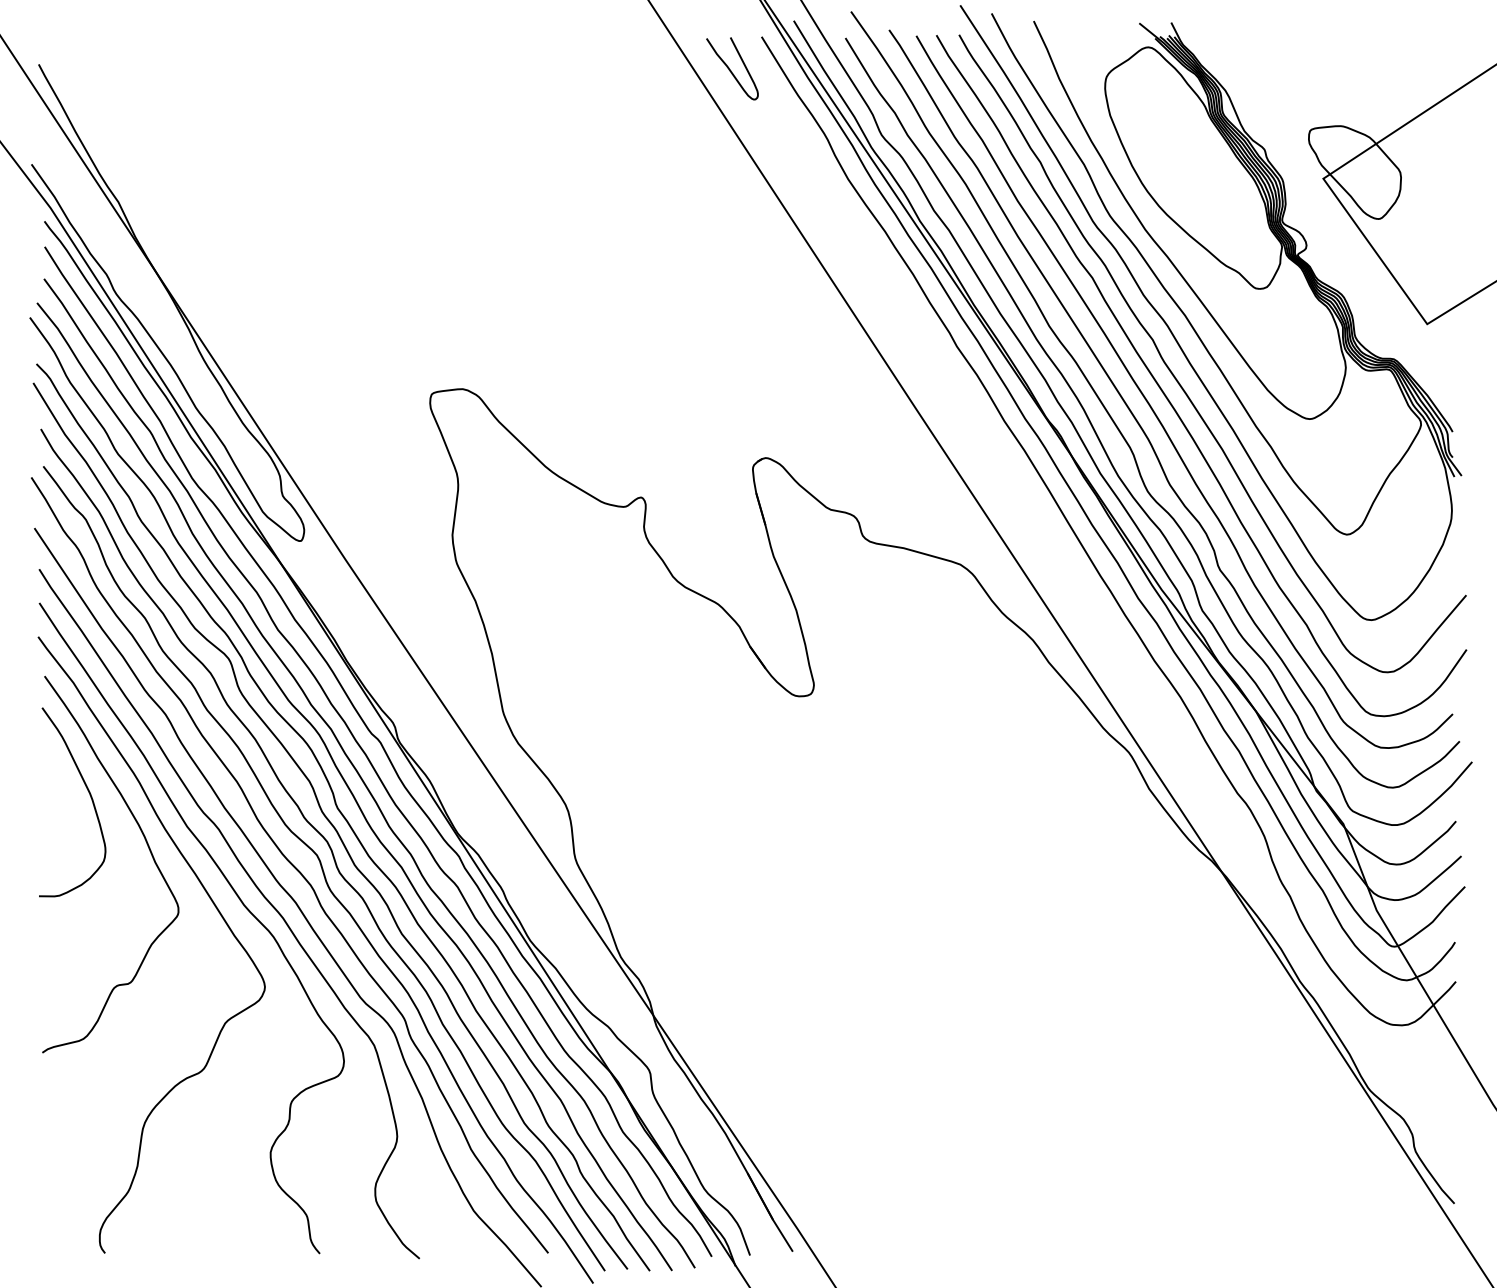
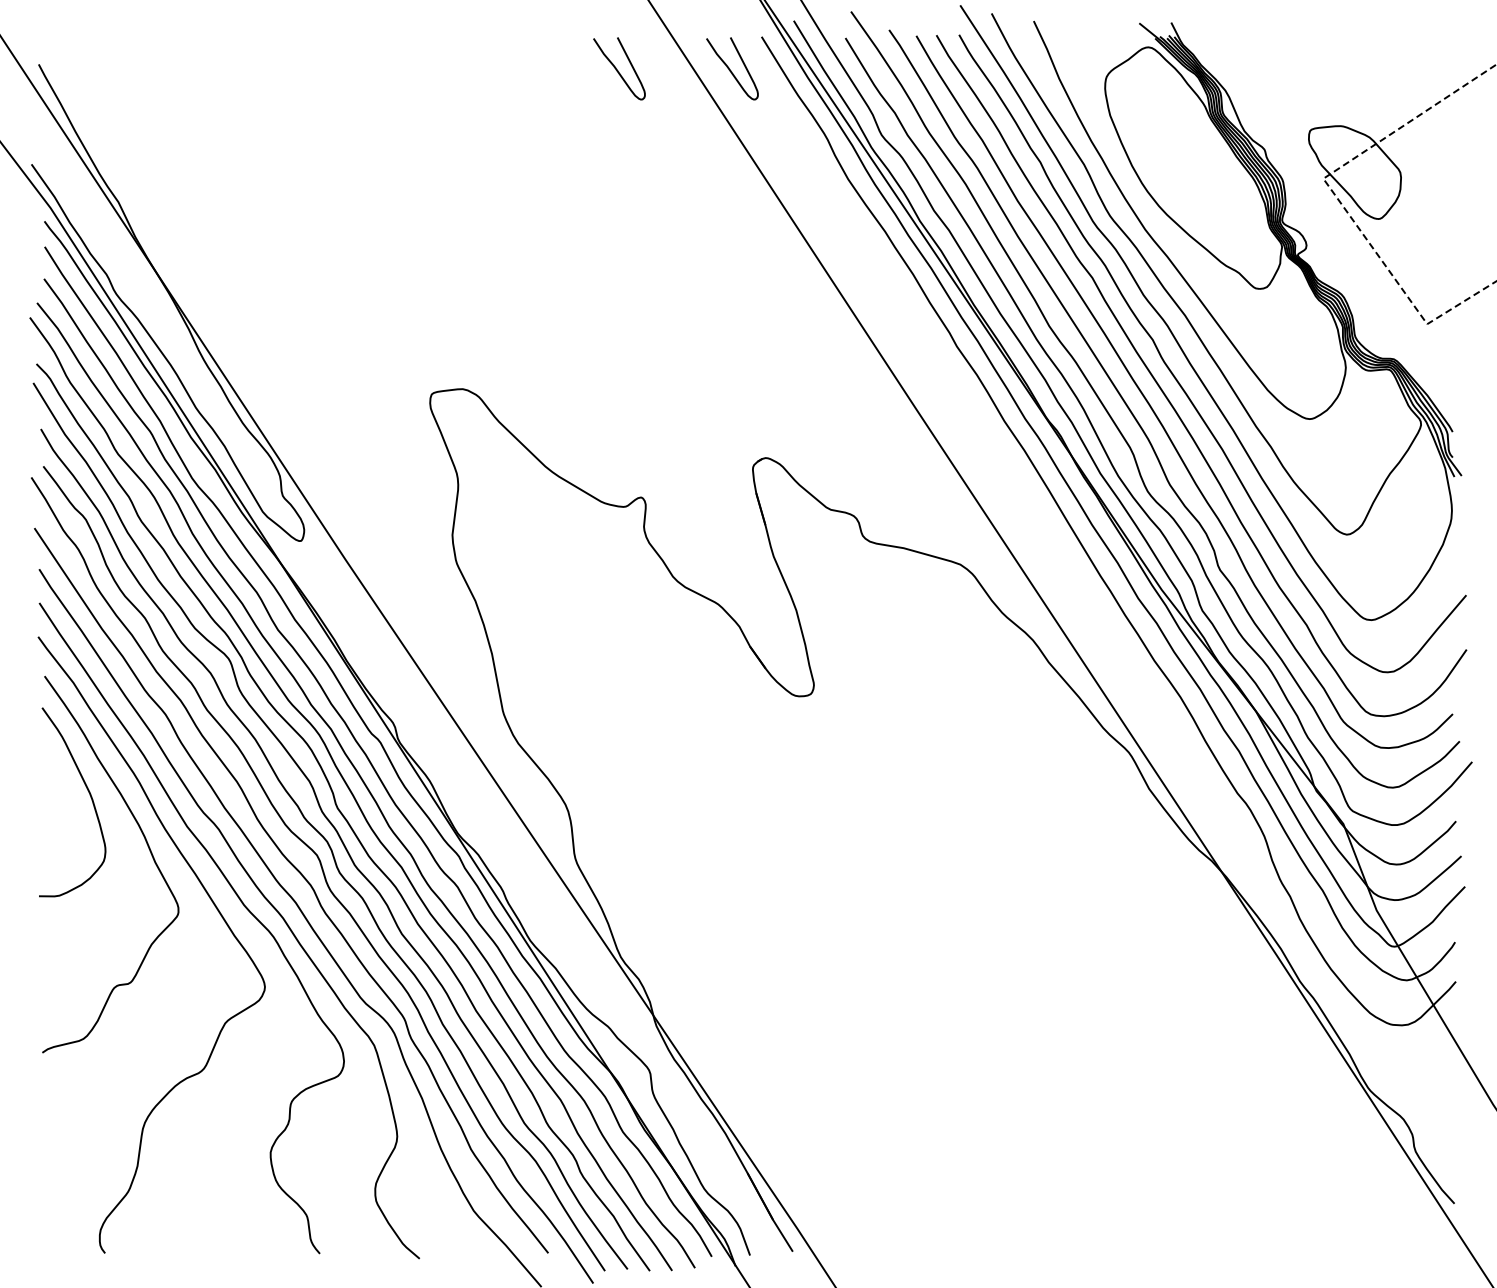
curve: none -> present (617, 69)
line: solid -> dashed (1338, 199)
